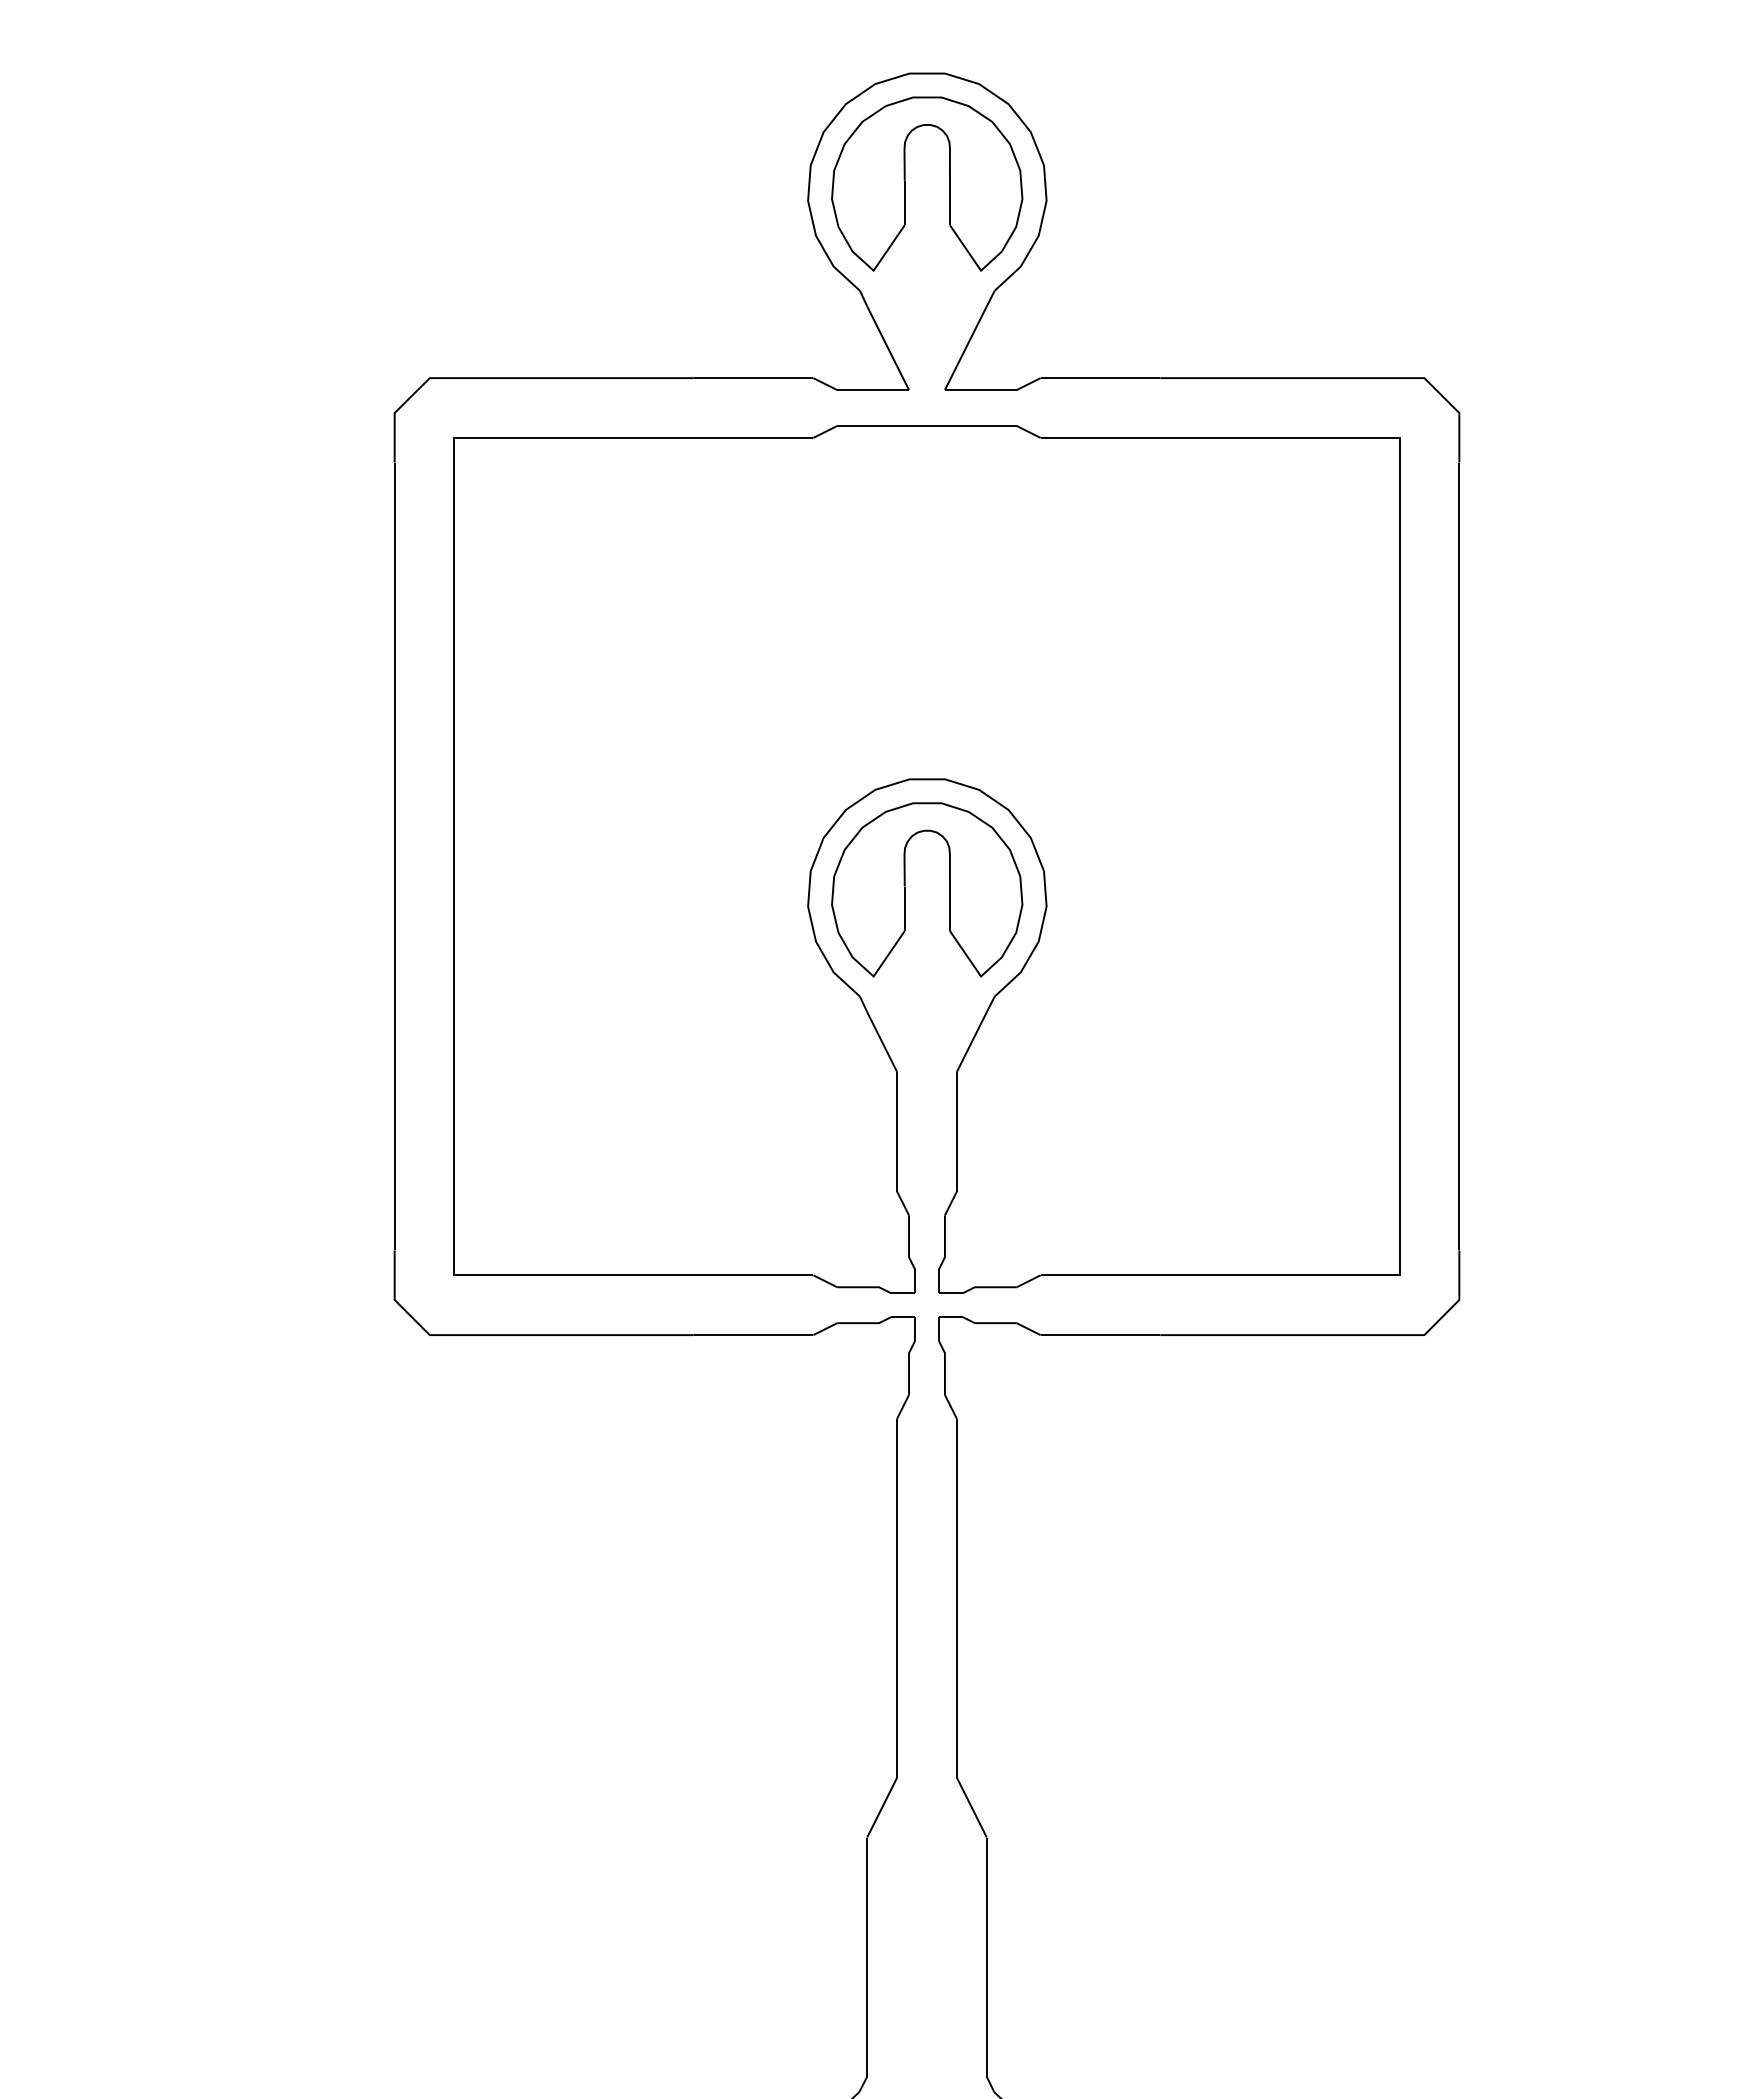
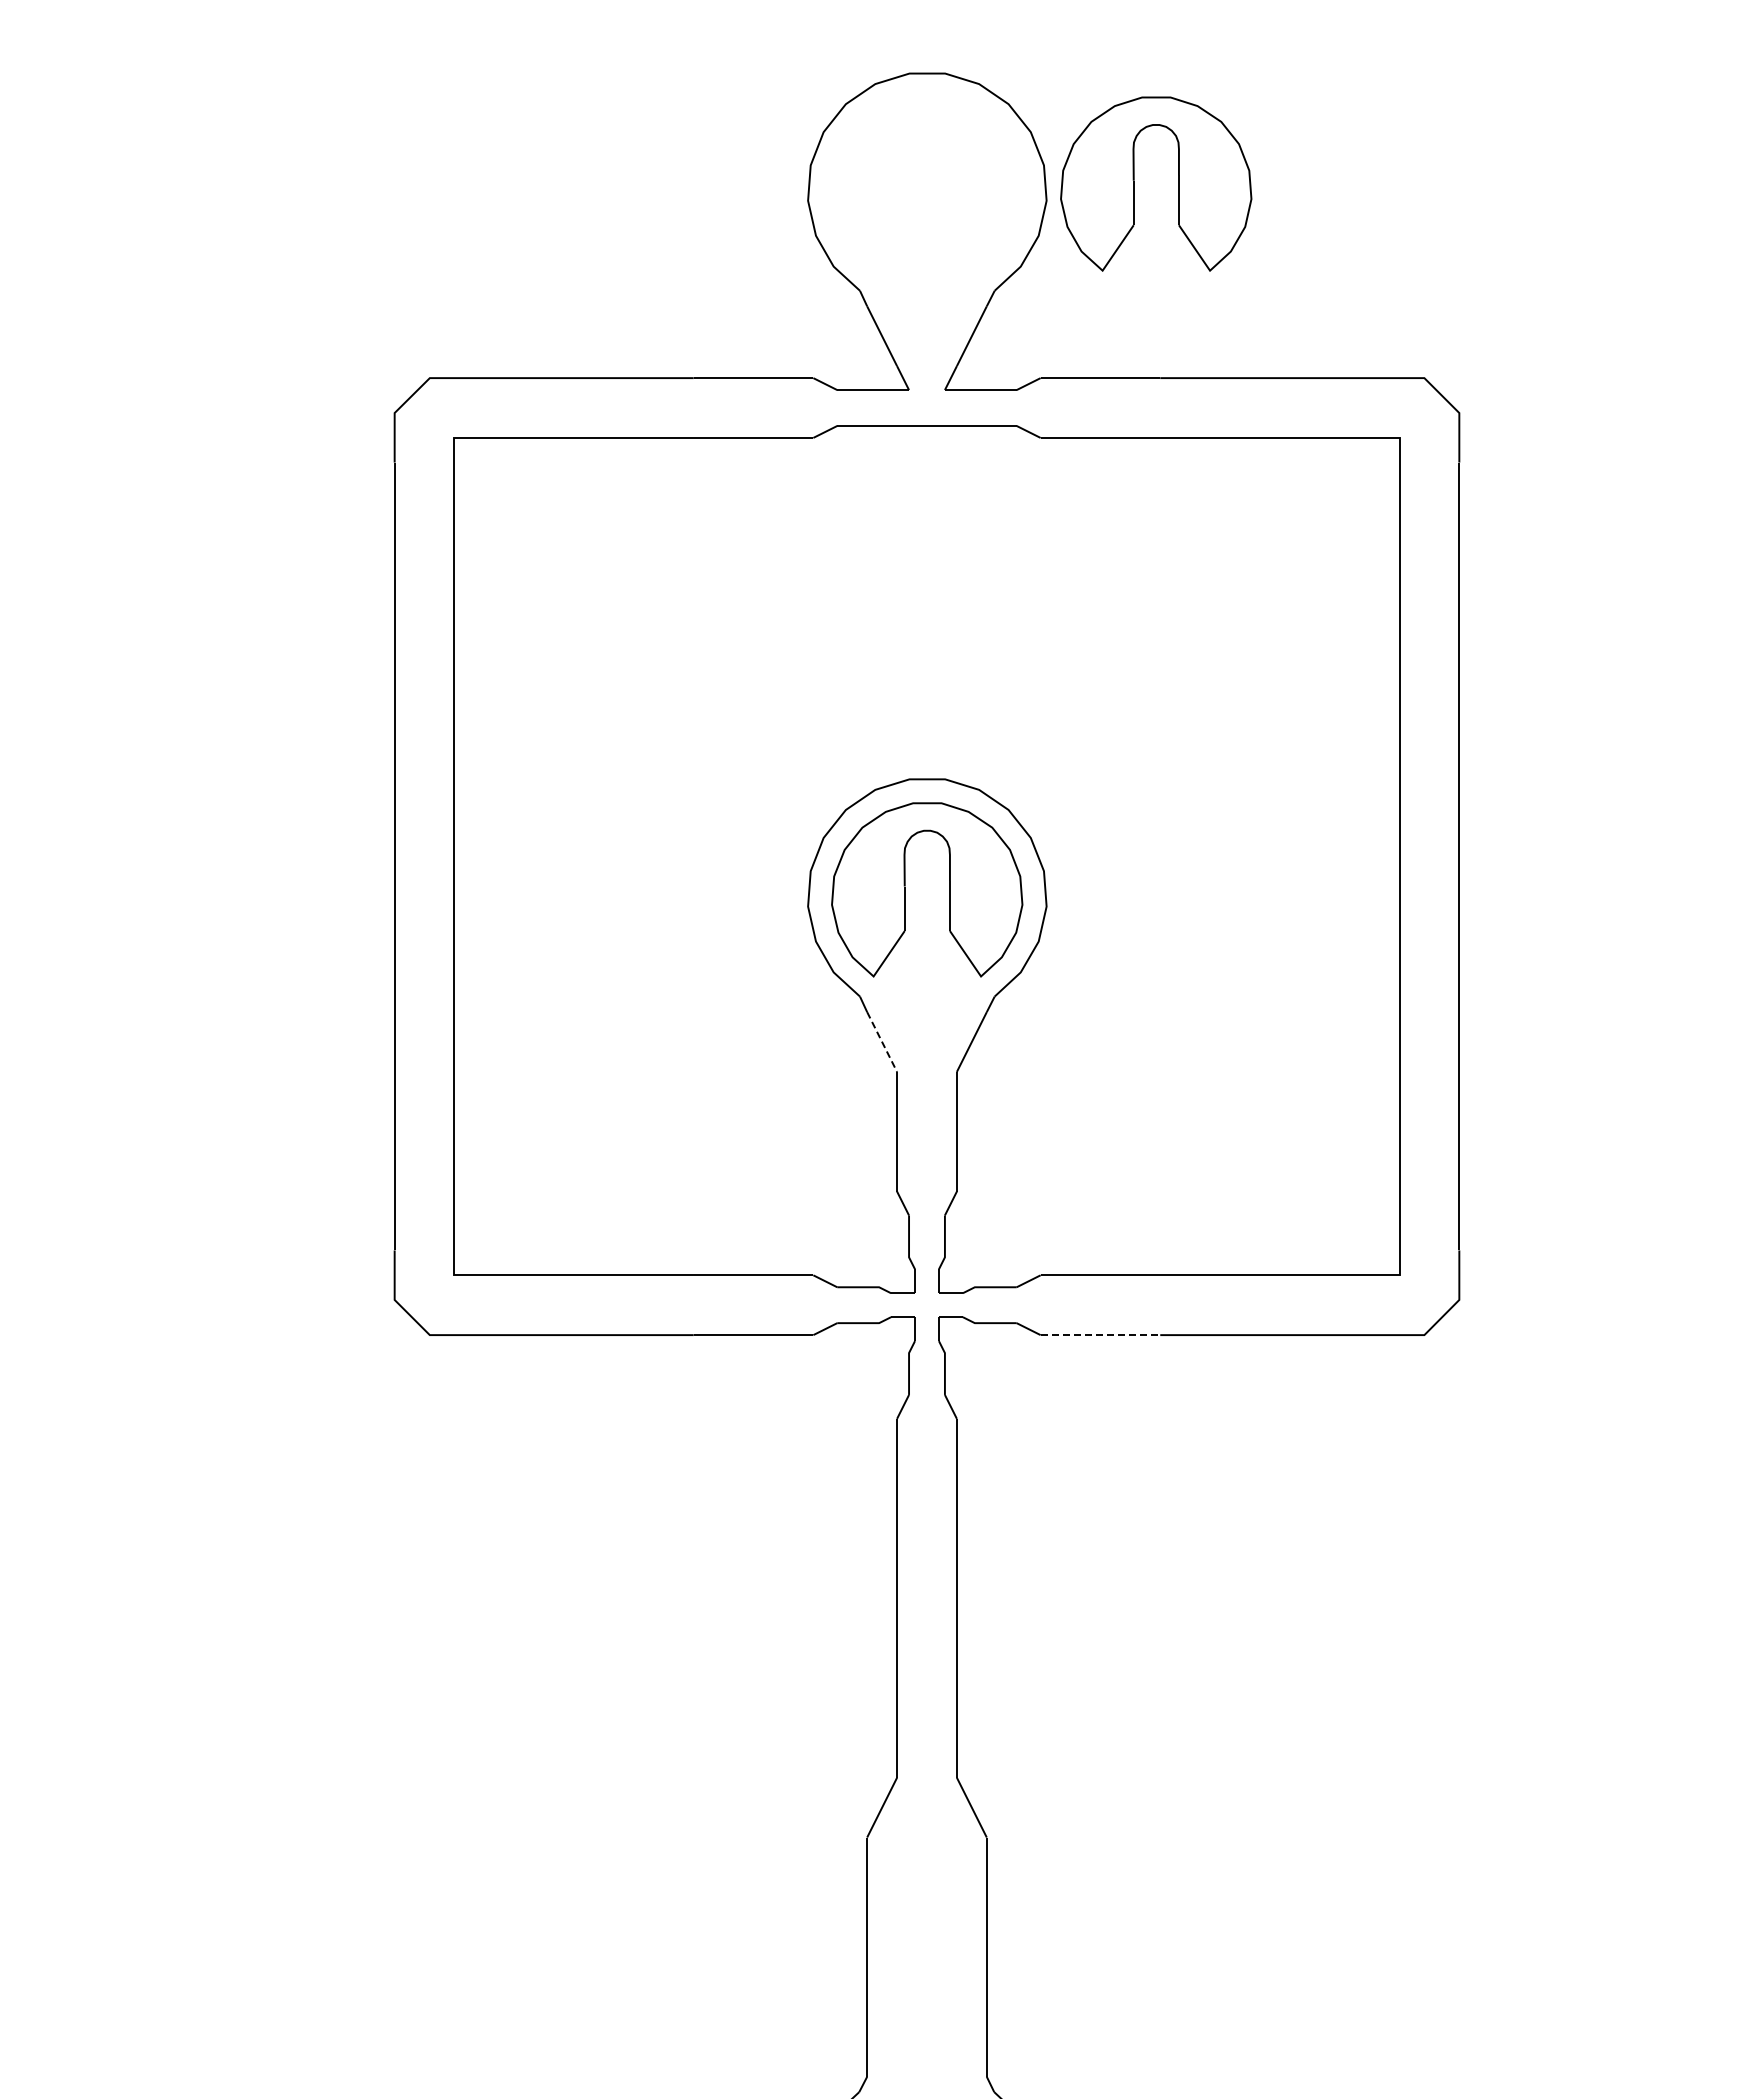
part position: (905, 183) -> (1134, 183) (1134, 183)
line: solid -> dashed (882, 1042)
line: solid -> dashed (1100, 1335)
